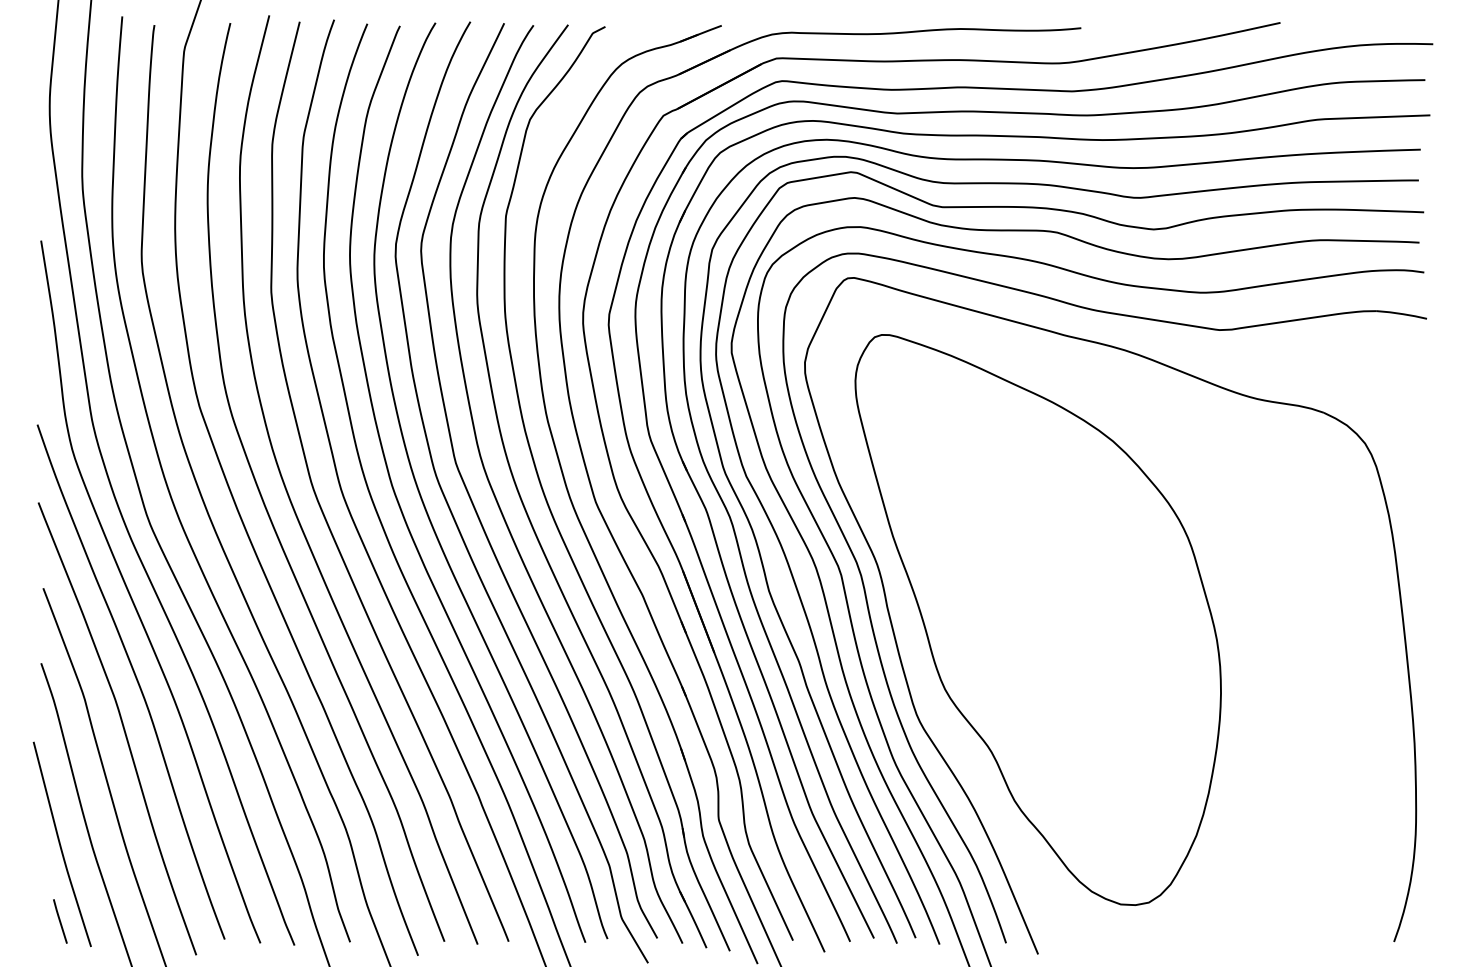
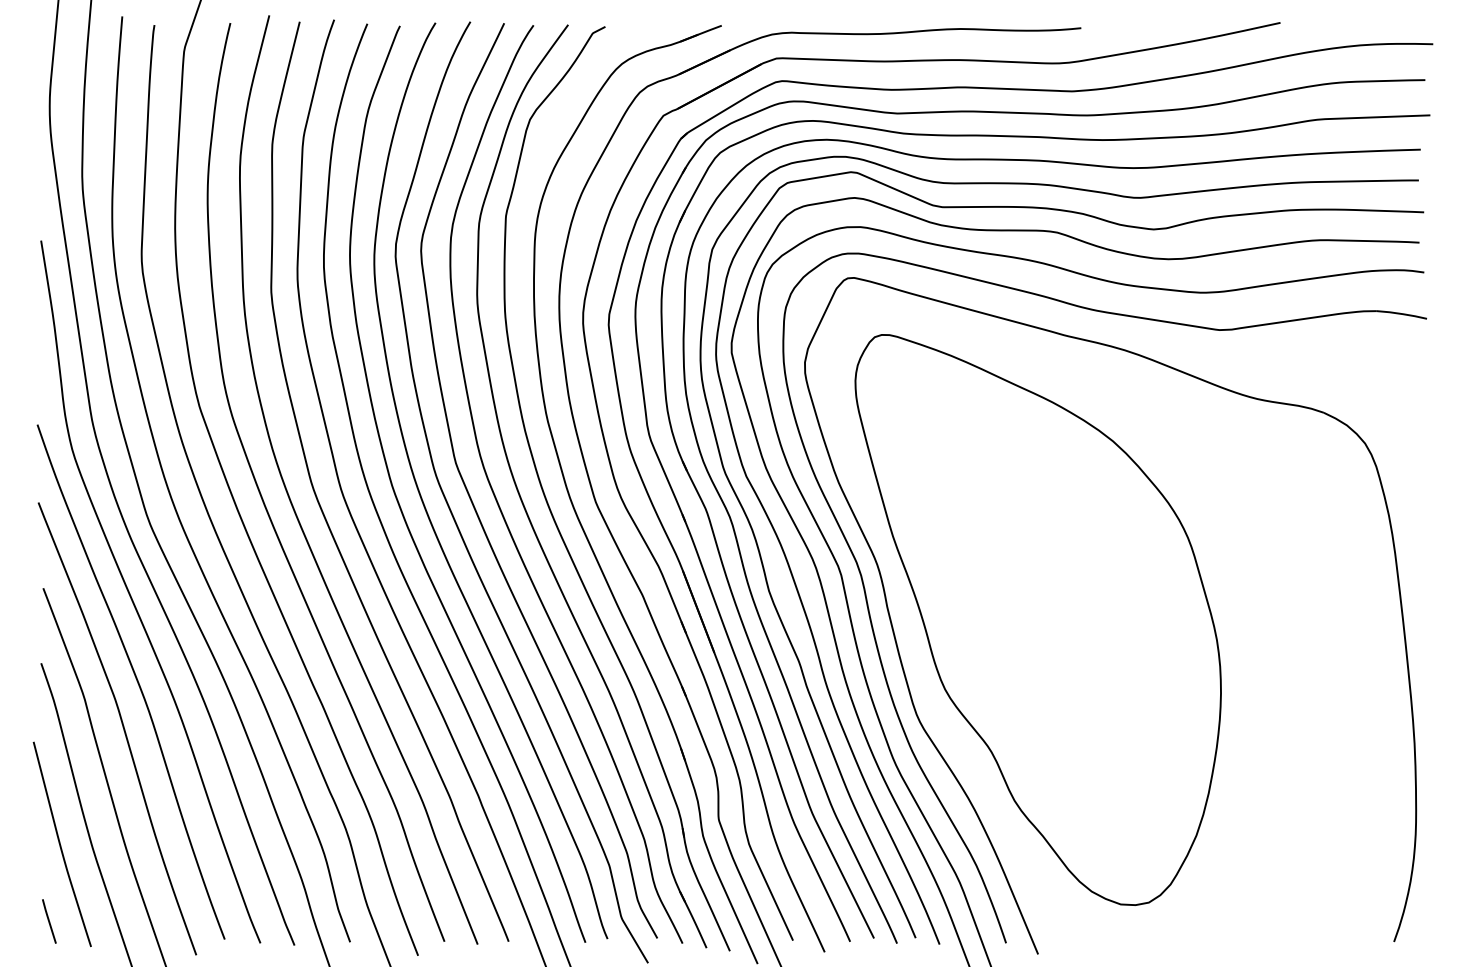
line position: (60, 921) -> (49, 921) (49, 921)
